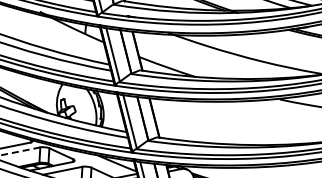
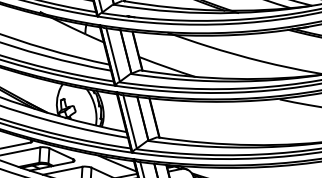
line: dashed -> solid (20, 151)
